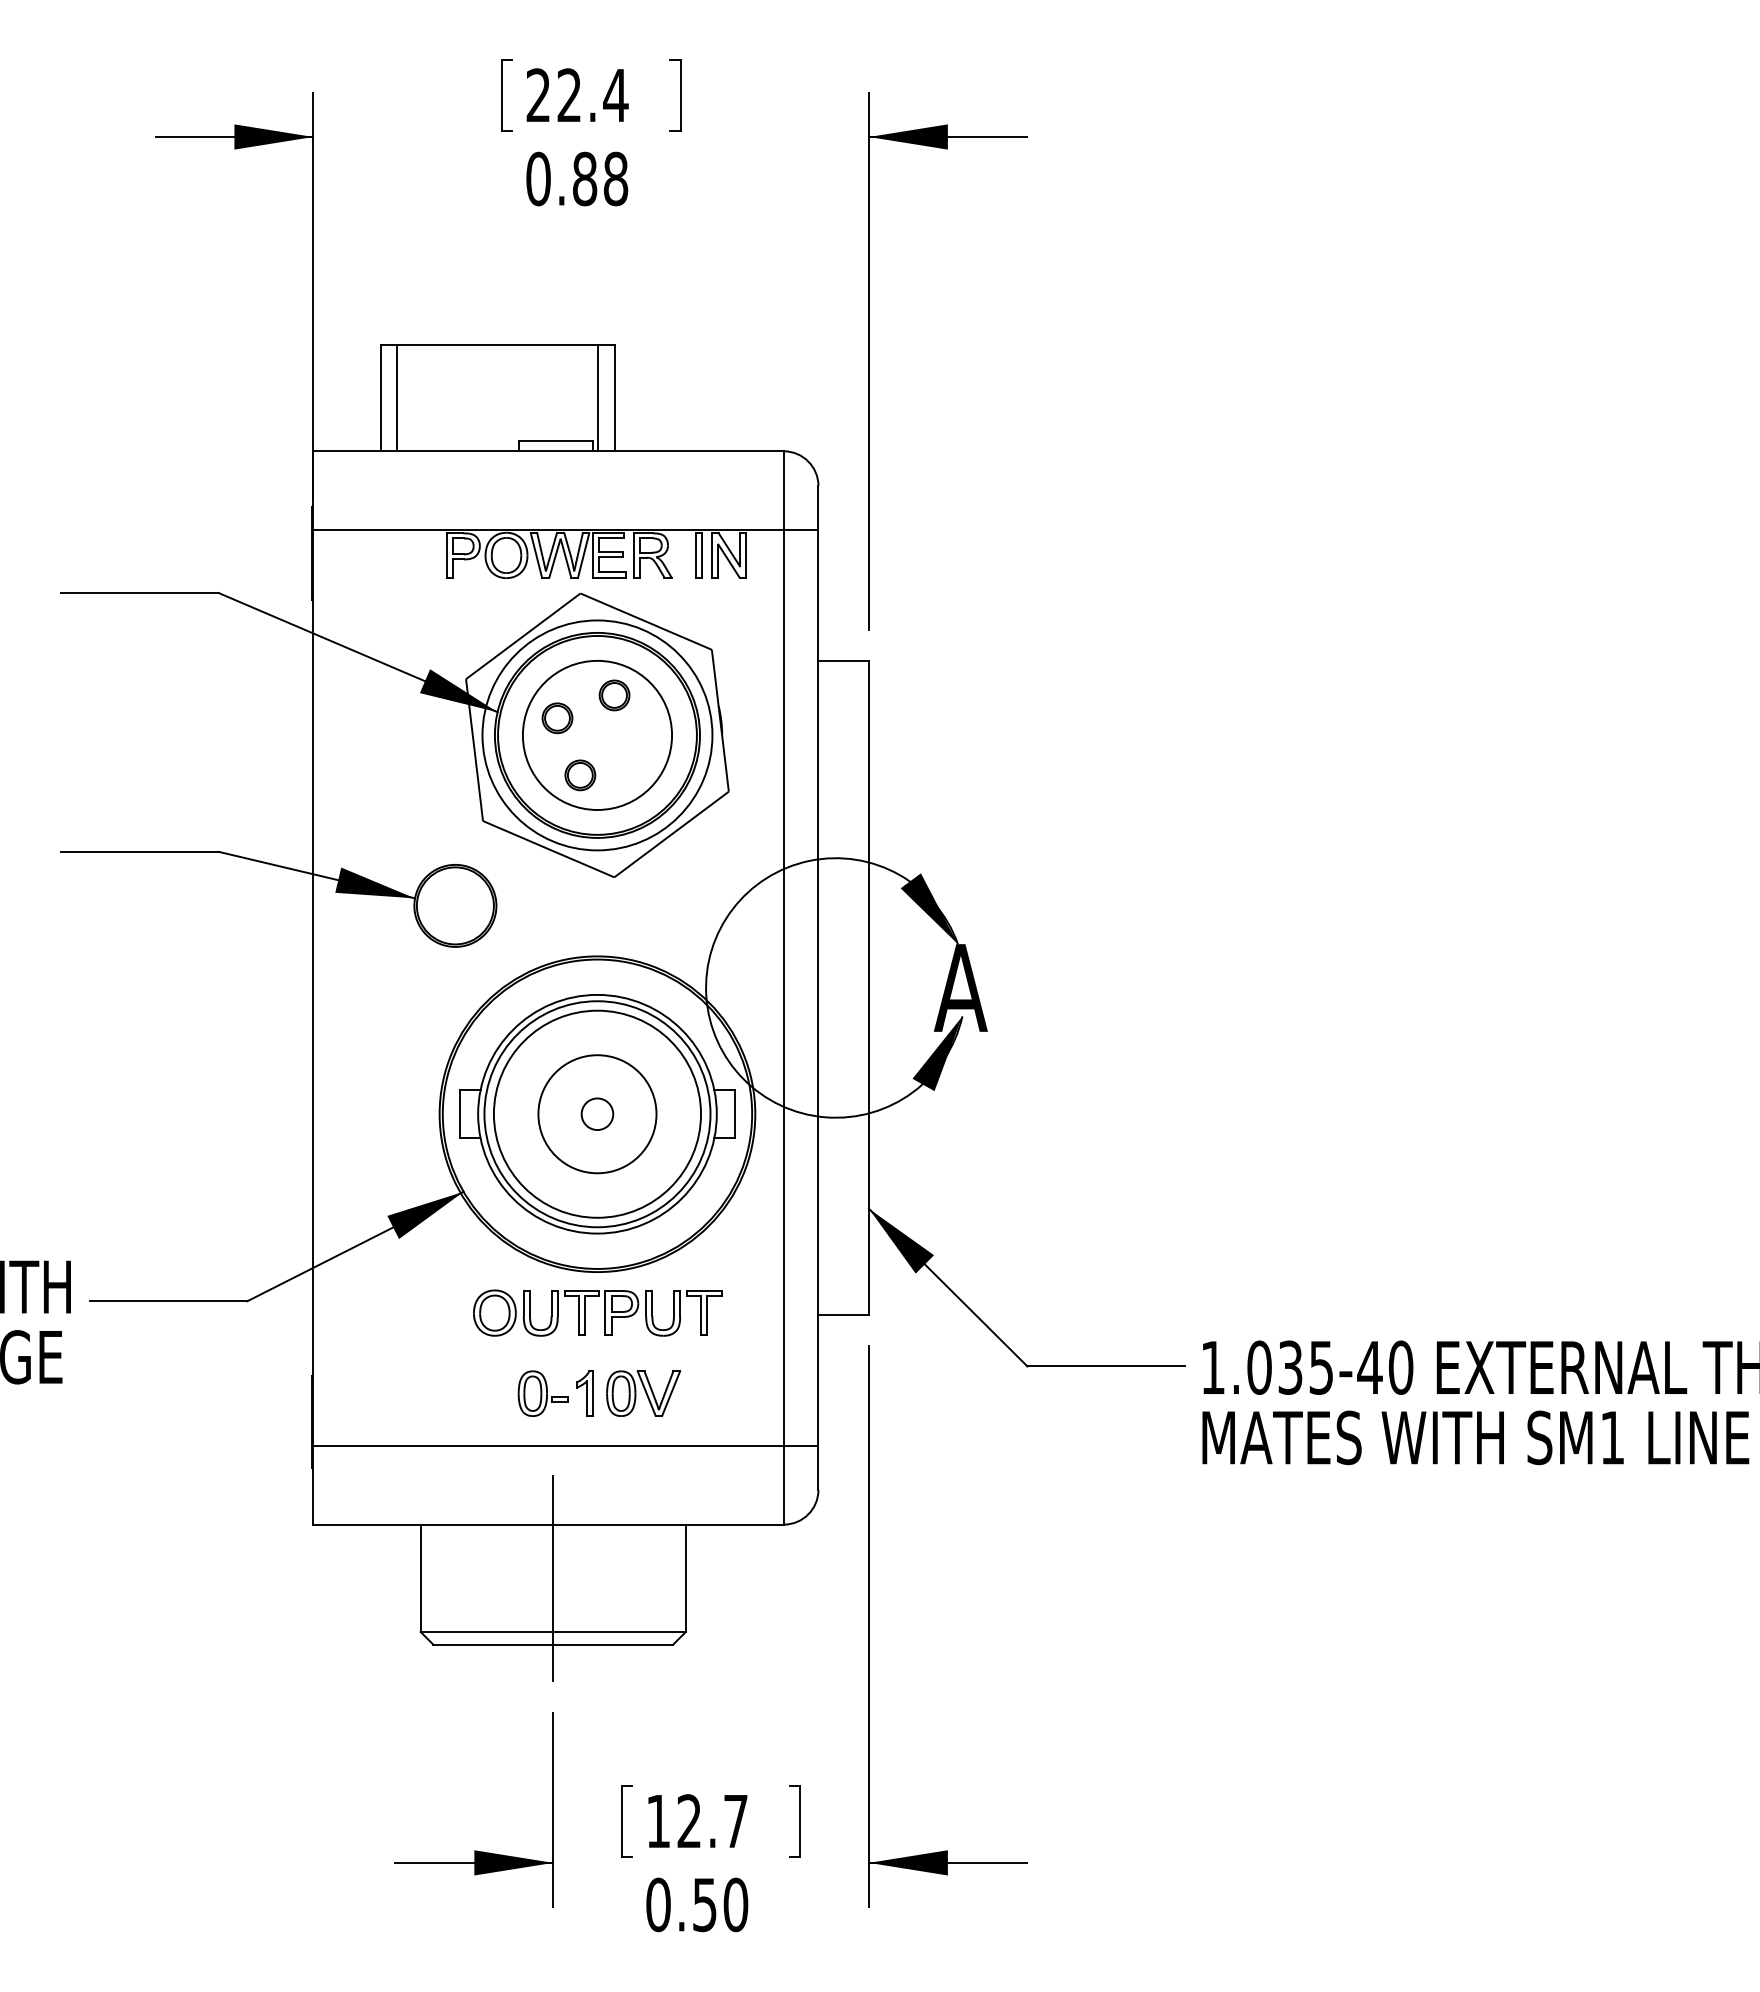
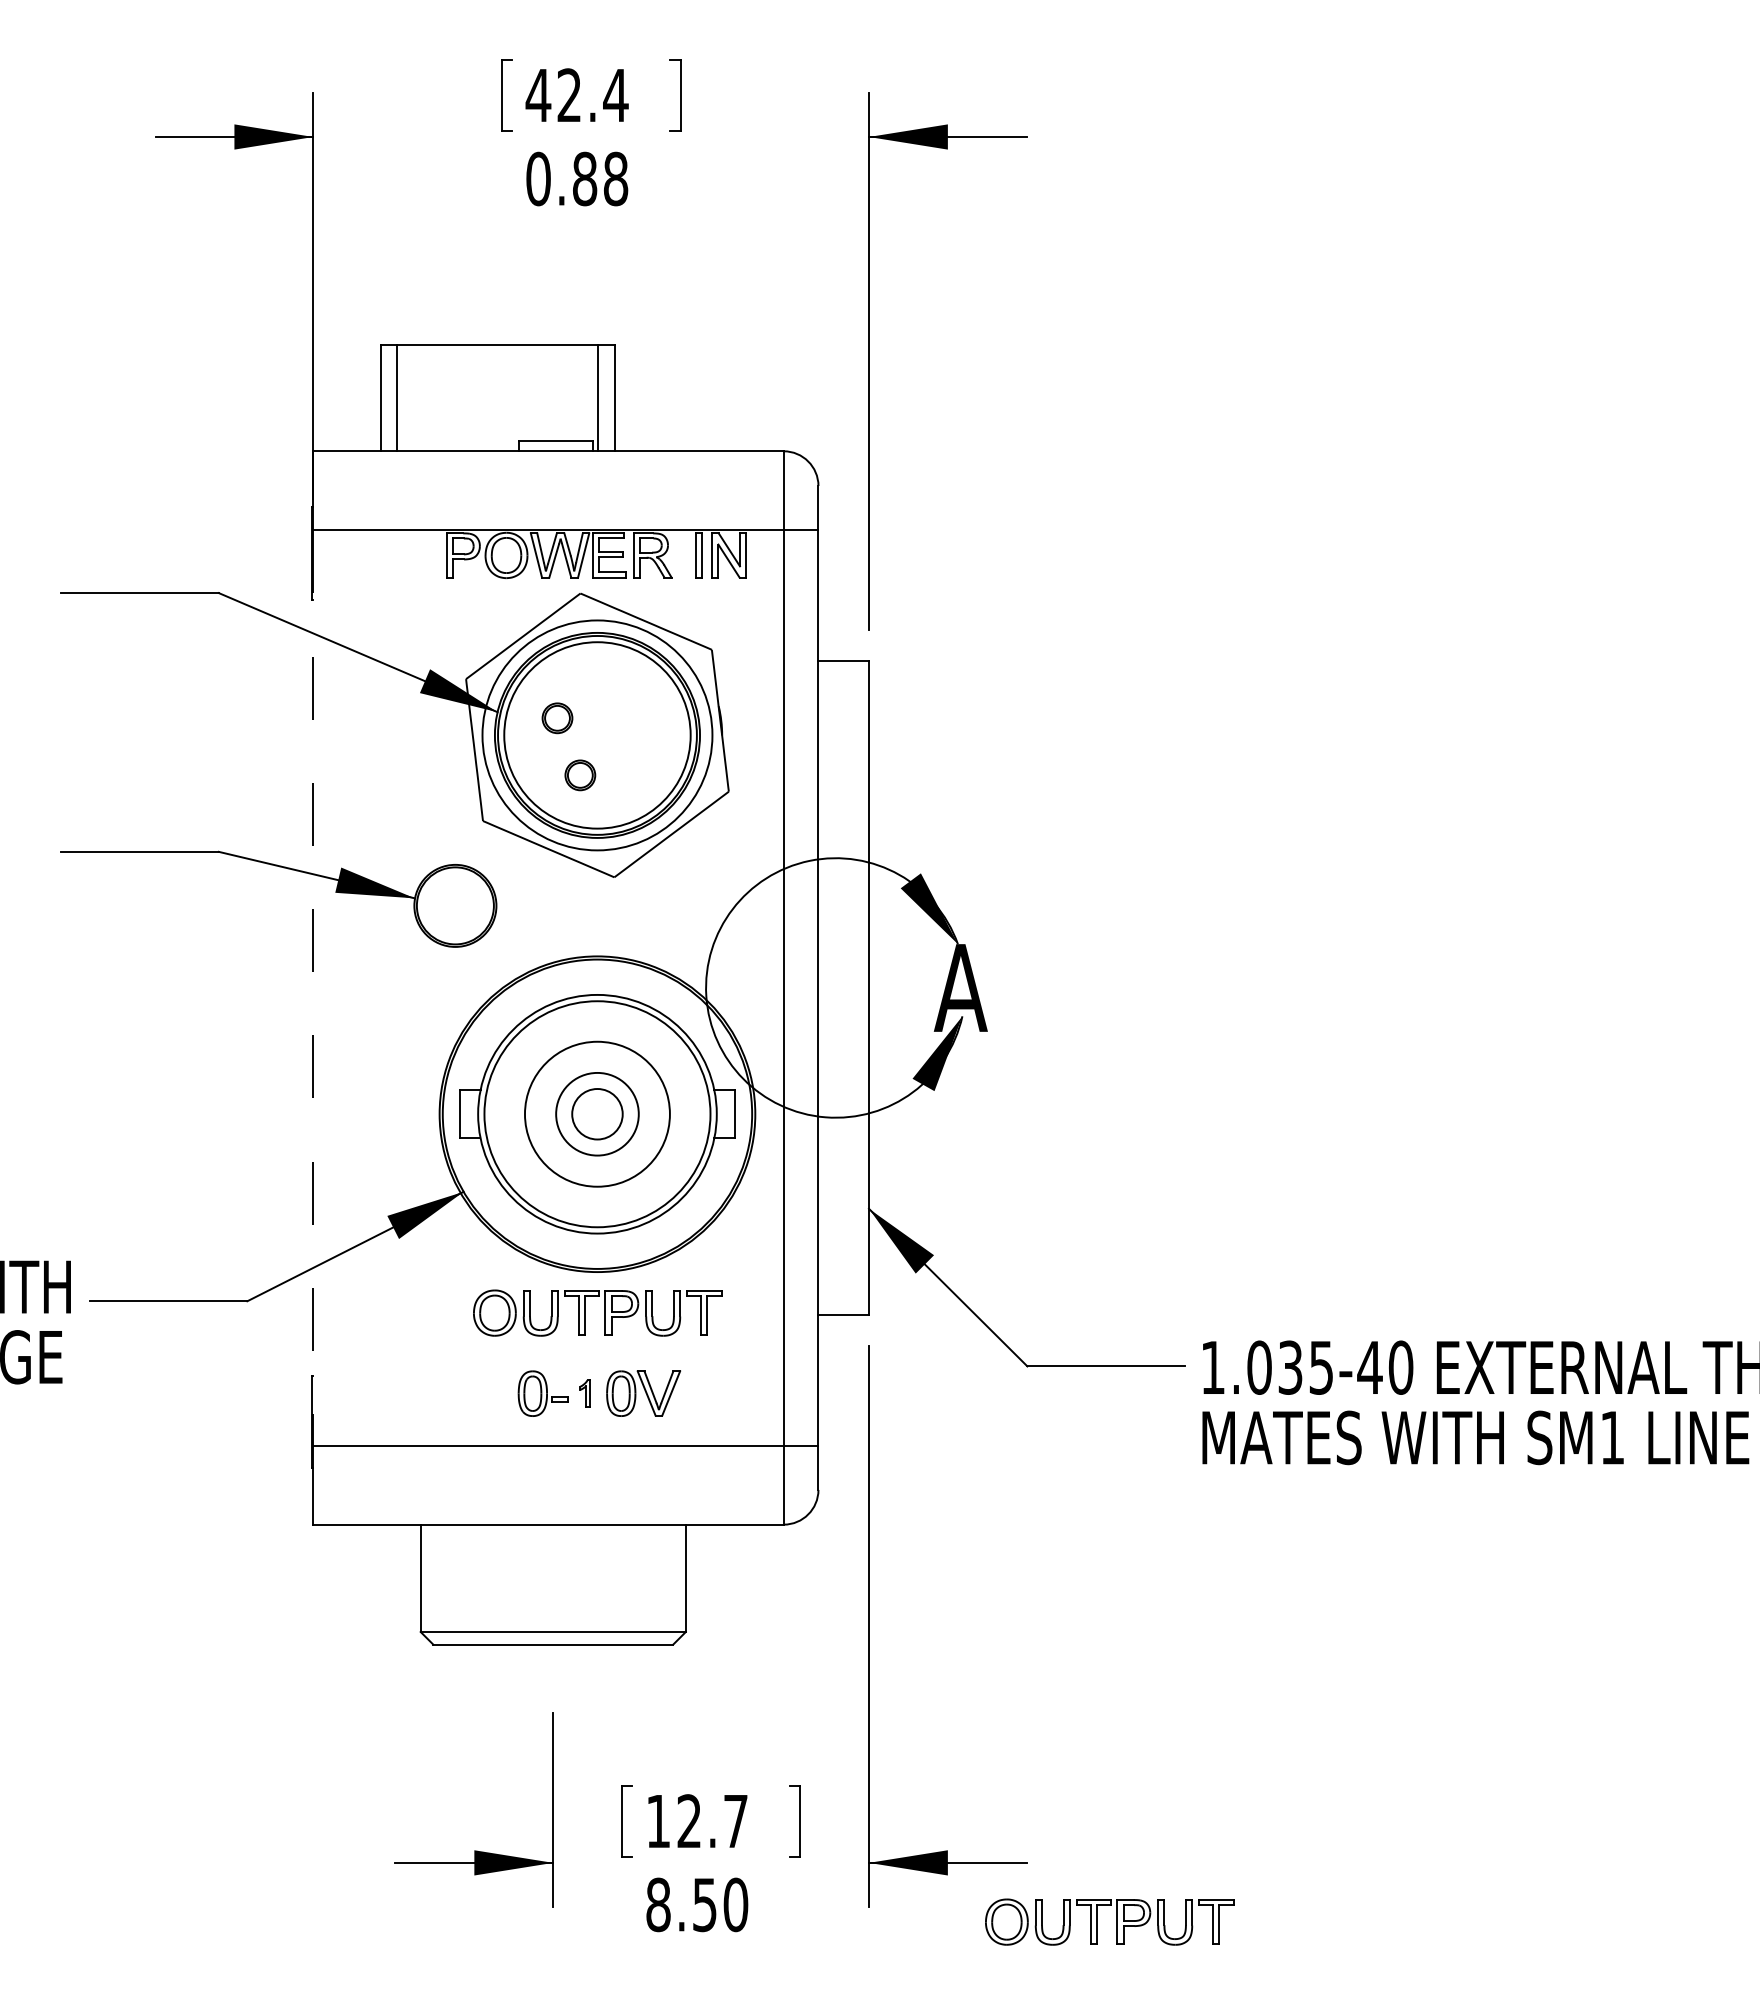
text: 22.4 -> 42.4 (538, 94)
part: present -> none (614, 695)
circle diameter: 149 px -> 186 px (597, 735)
line: solid -> dashed (313, 987)
circle diameter: 207 px -> 145 px (596, 1113)
circle diameter: 118 px -> 83 px (597, 1113)
circle diameter: 32 px -> 51 px (597, 1114)
part size: 18x47 px -> 12x29 px (584, 1393)
line: present -> none (553, 1577)
text: 0.50 -> 8.50 (658, 1904)
part: none -> present (1116, 1921)
